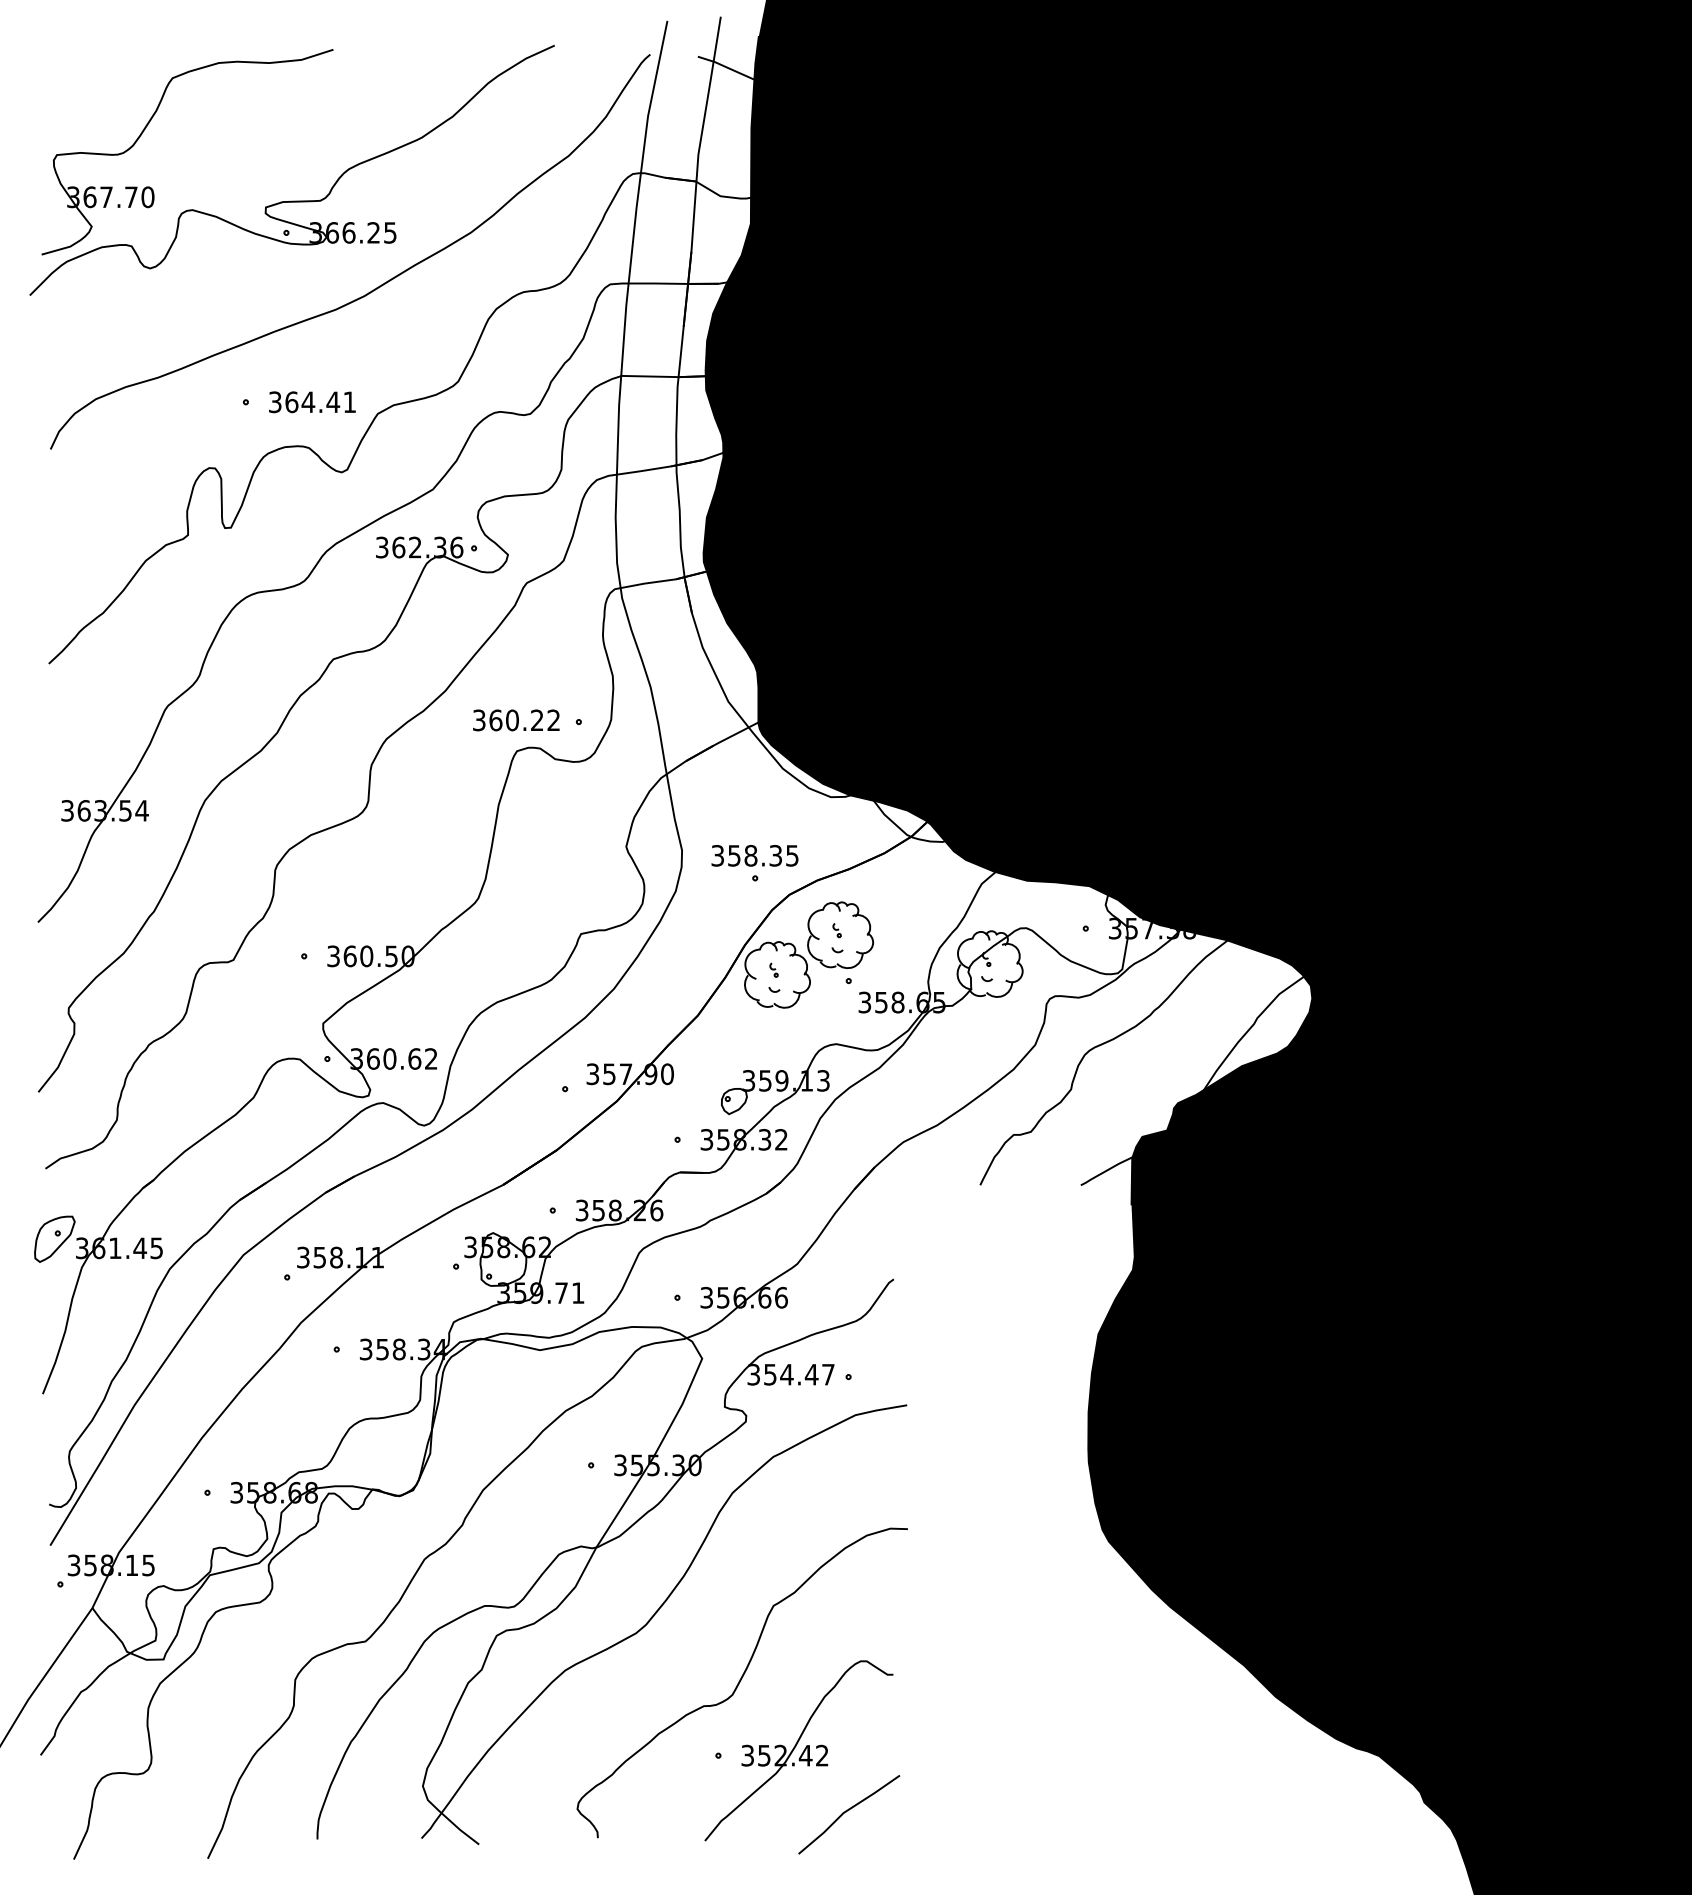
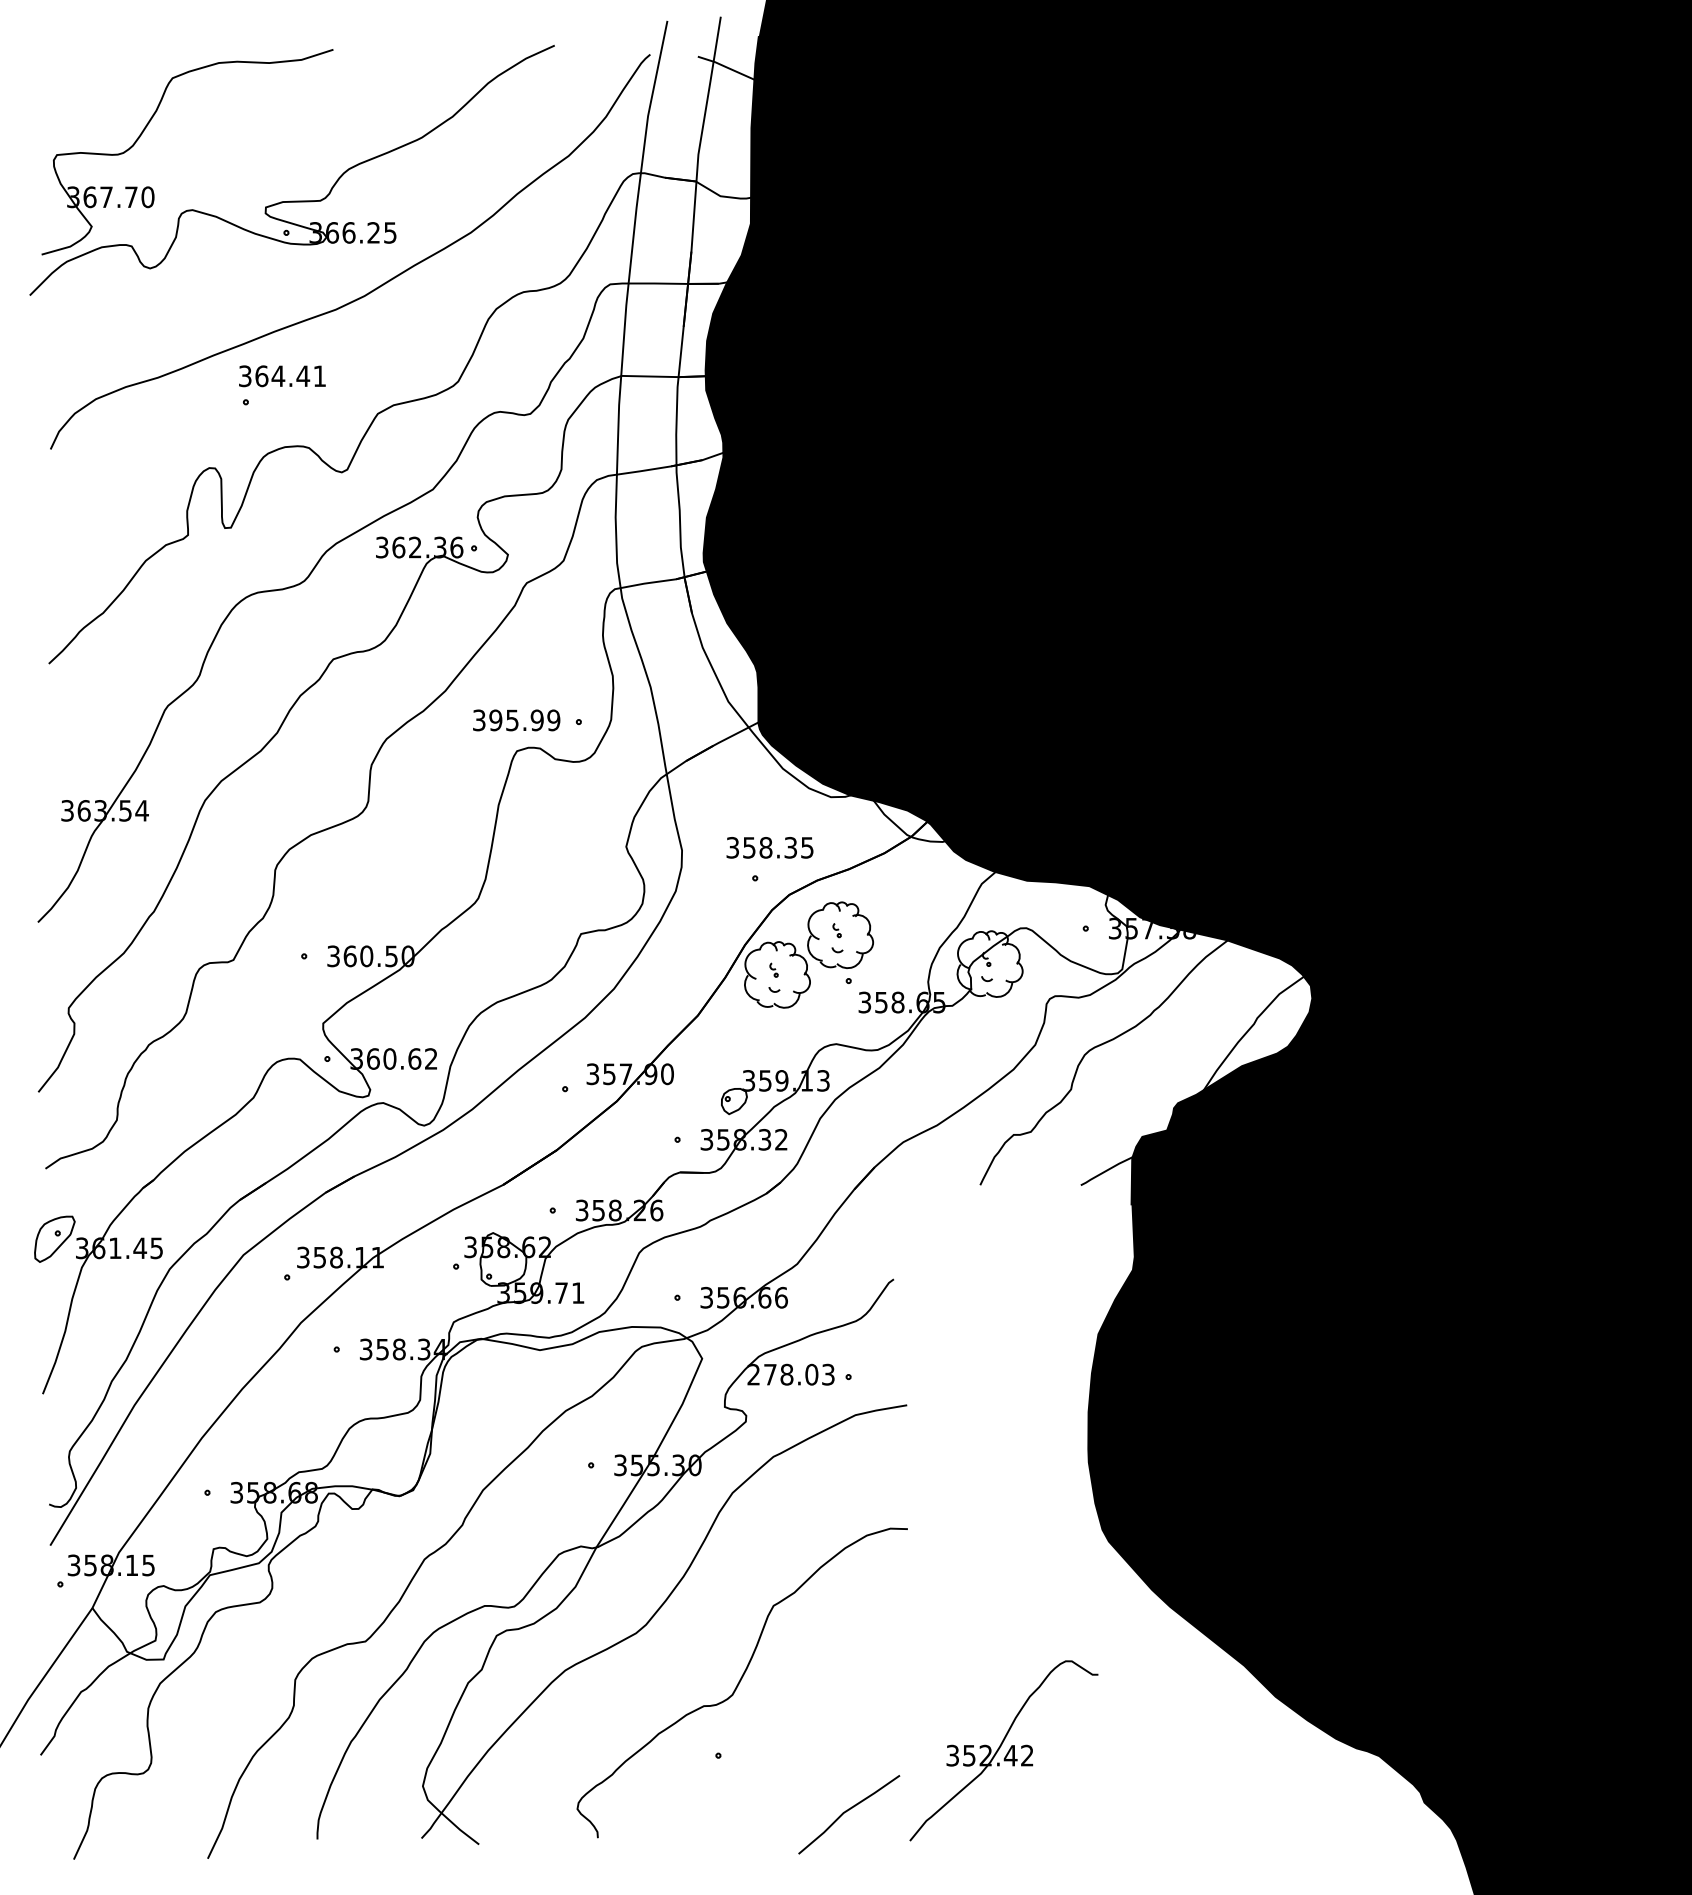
text position: (312, 402) -> (282, 376) (282, 376)
text: 360.22 -> 395.99 (524, 720)
text position: (754, 855) -> (769, 847) (769, 847)
text: 354.47 -> 278.03 (790, 1374)
part position: (798, 1750) -> (1003, 1750) (1003, 1750)
